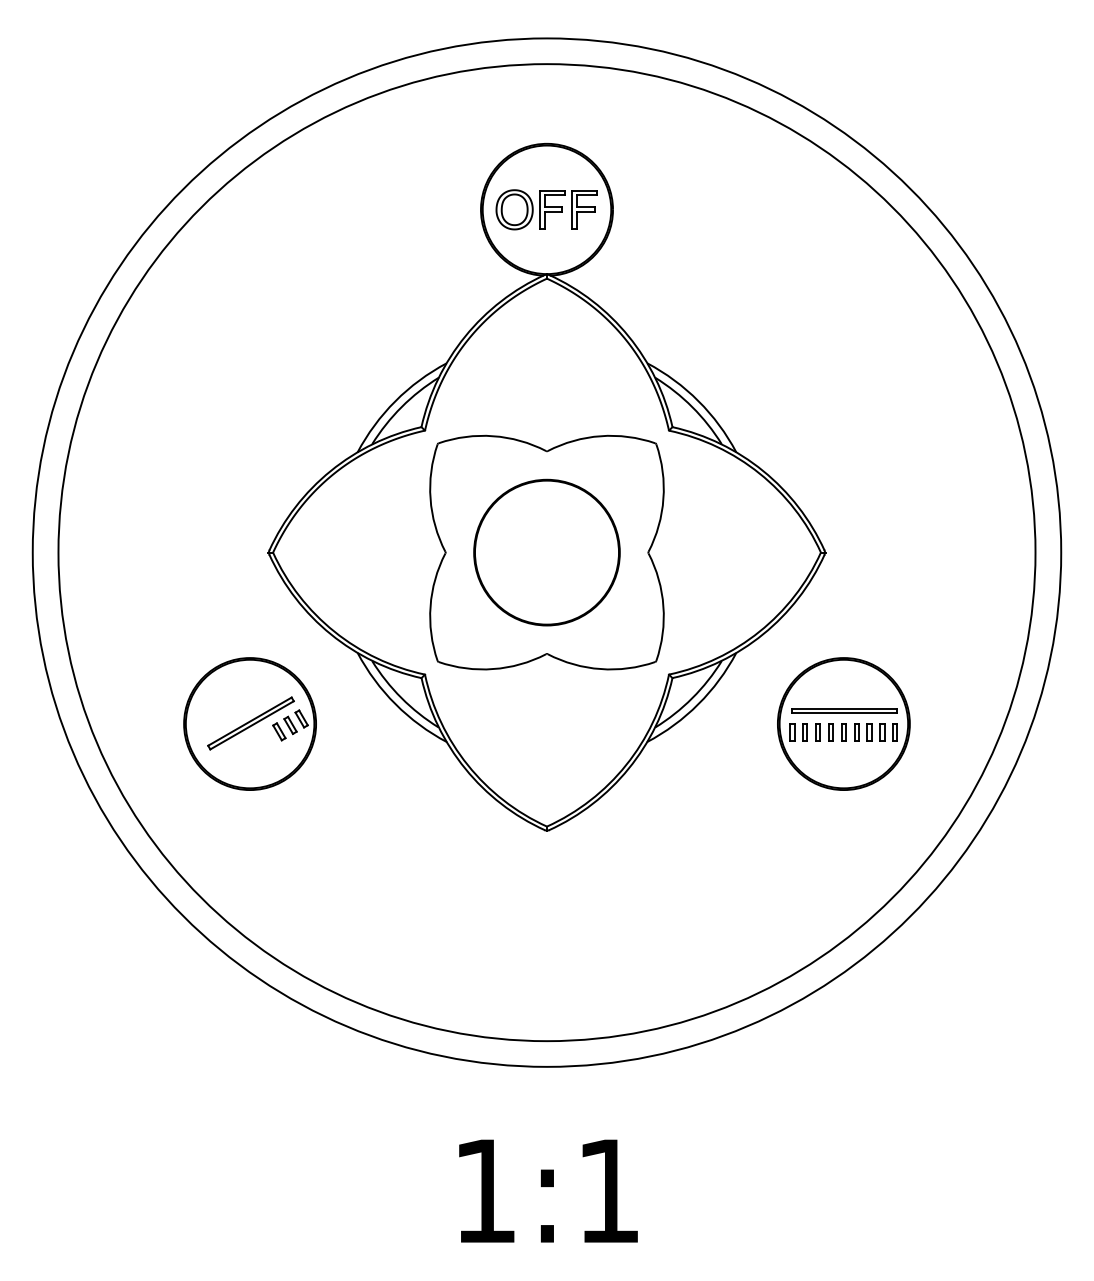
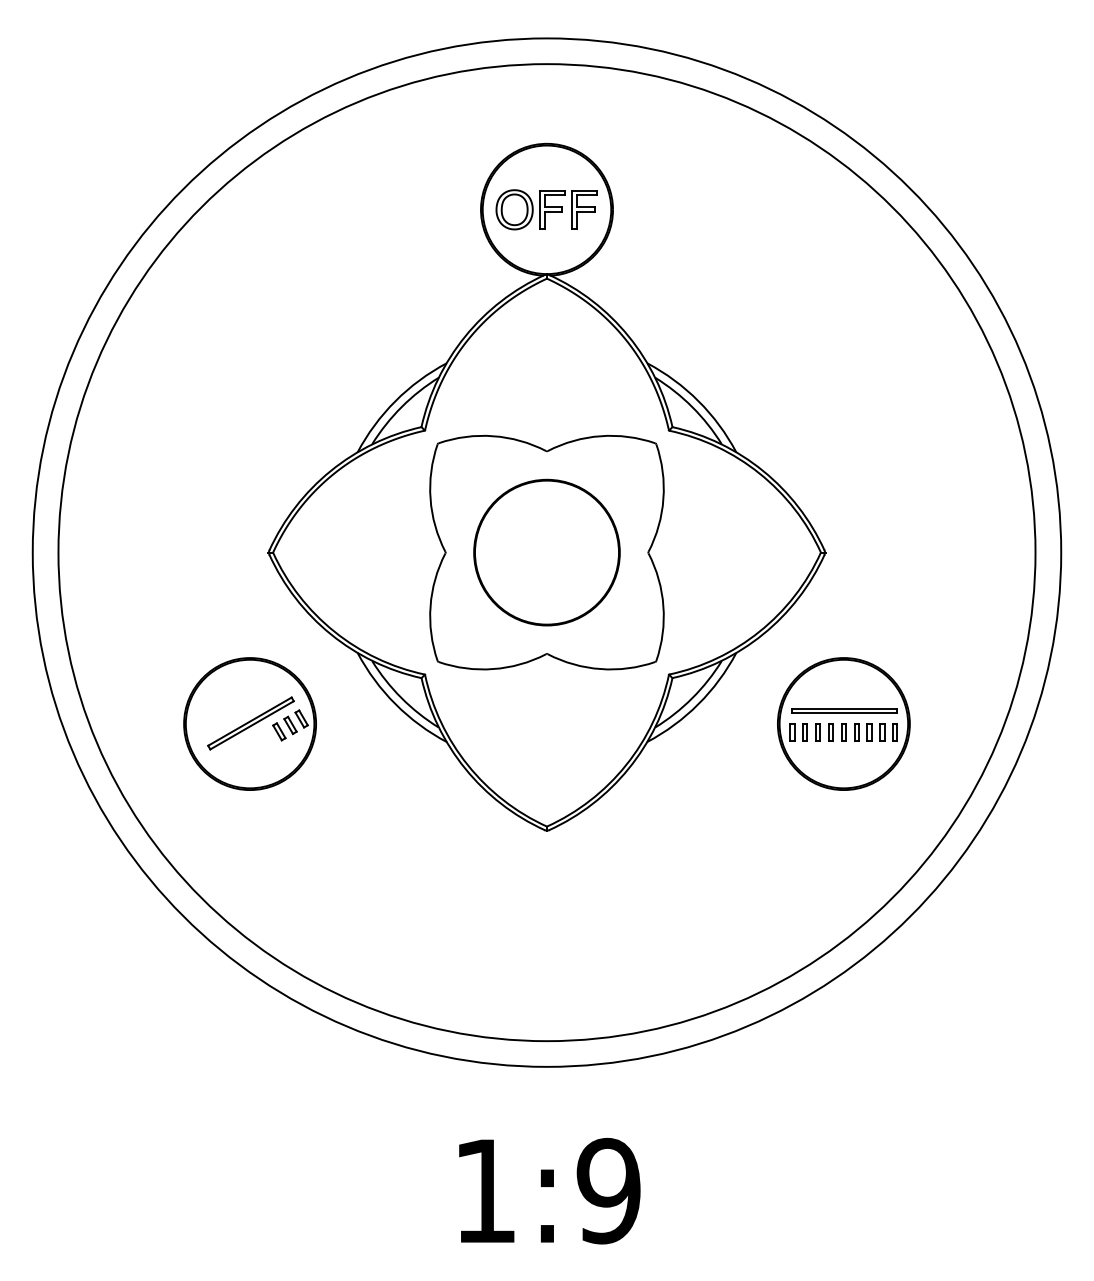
text: 1:1 -> 1:9 (608, 1190)
